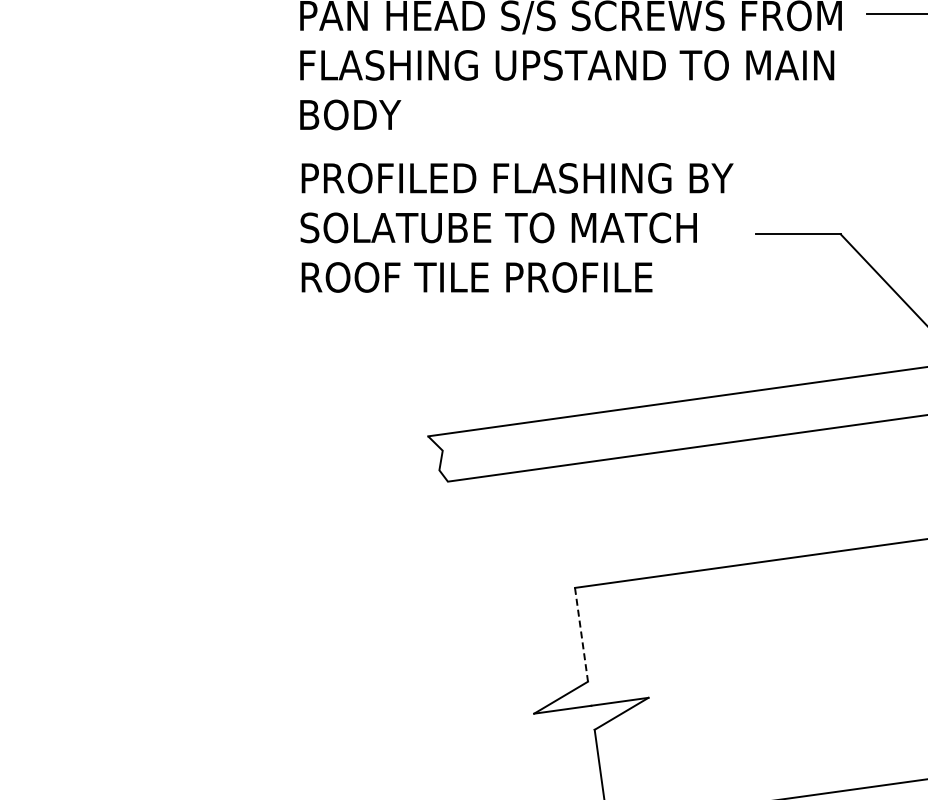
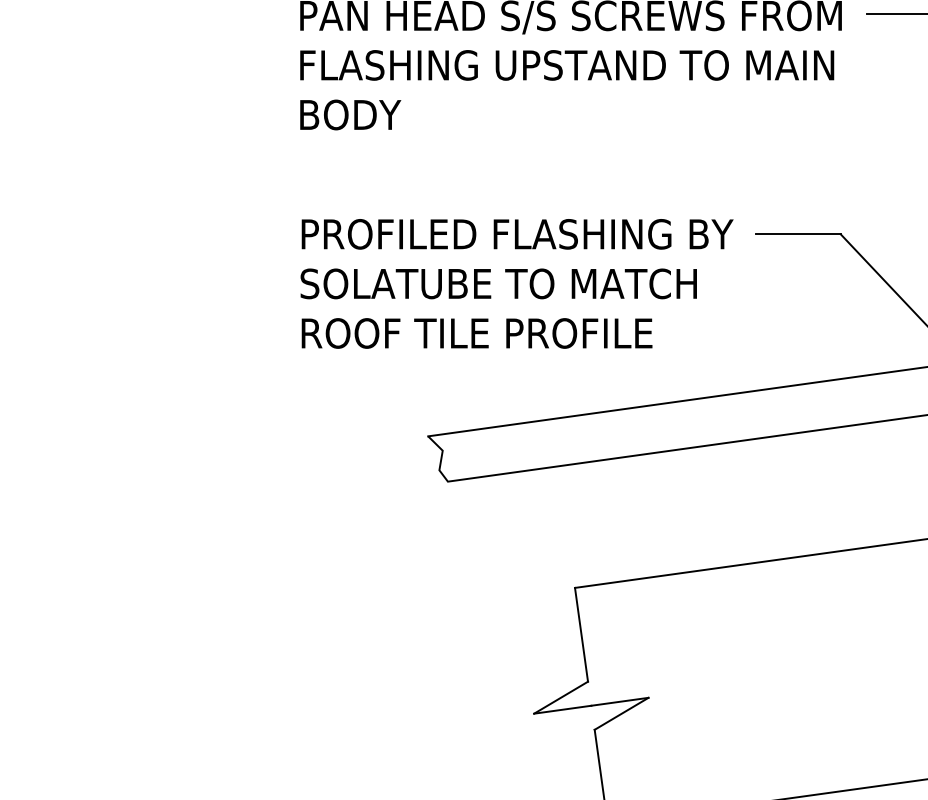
text position: (516, 227) -> (516, 283) (516, 283)
line: dashed -> solid (581, 635)
